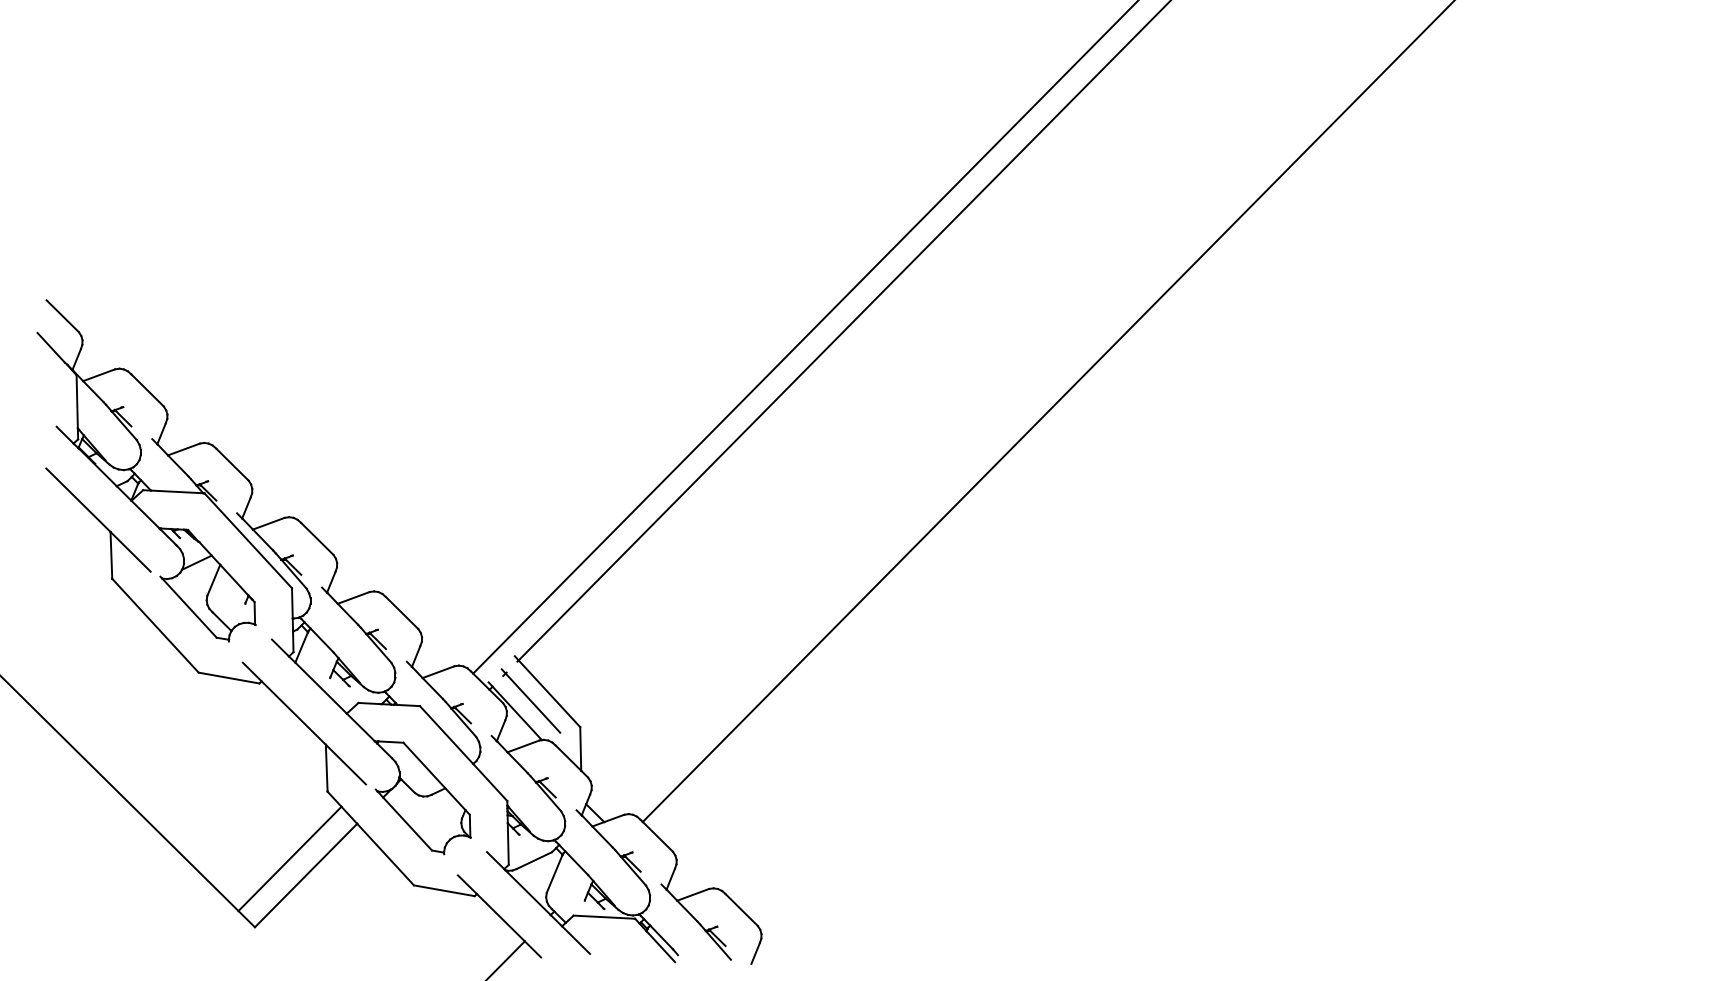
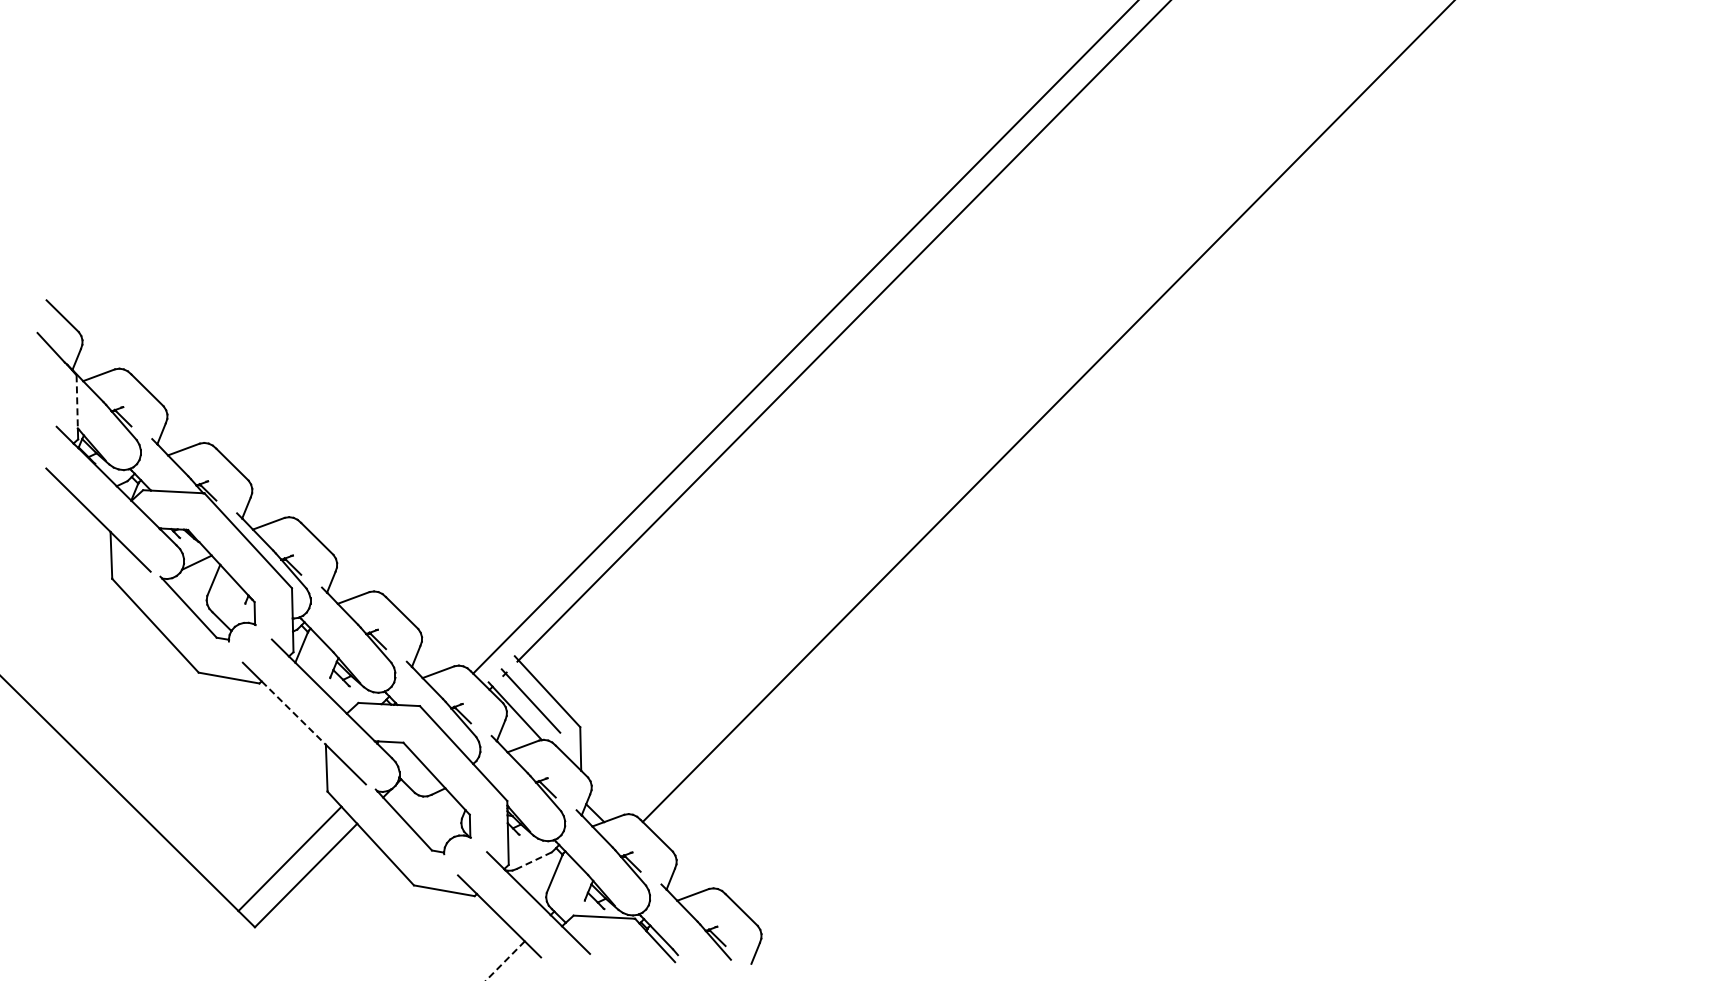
line: solid -> dashed (77, 401)
line: solid -> dashed (294, 713)
line: solid -> dashed (533, 860)
line: solid -> dashed (505, 961)
